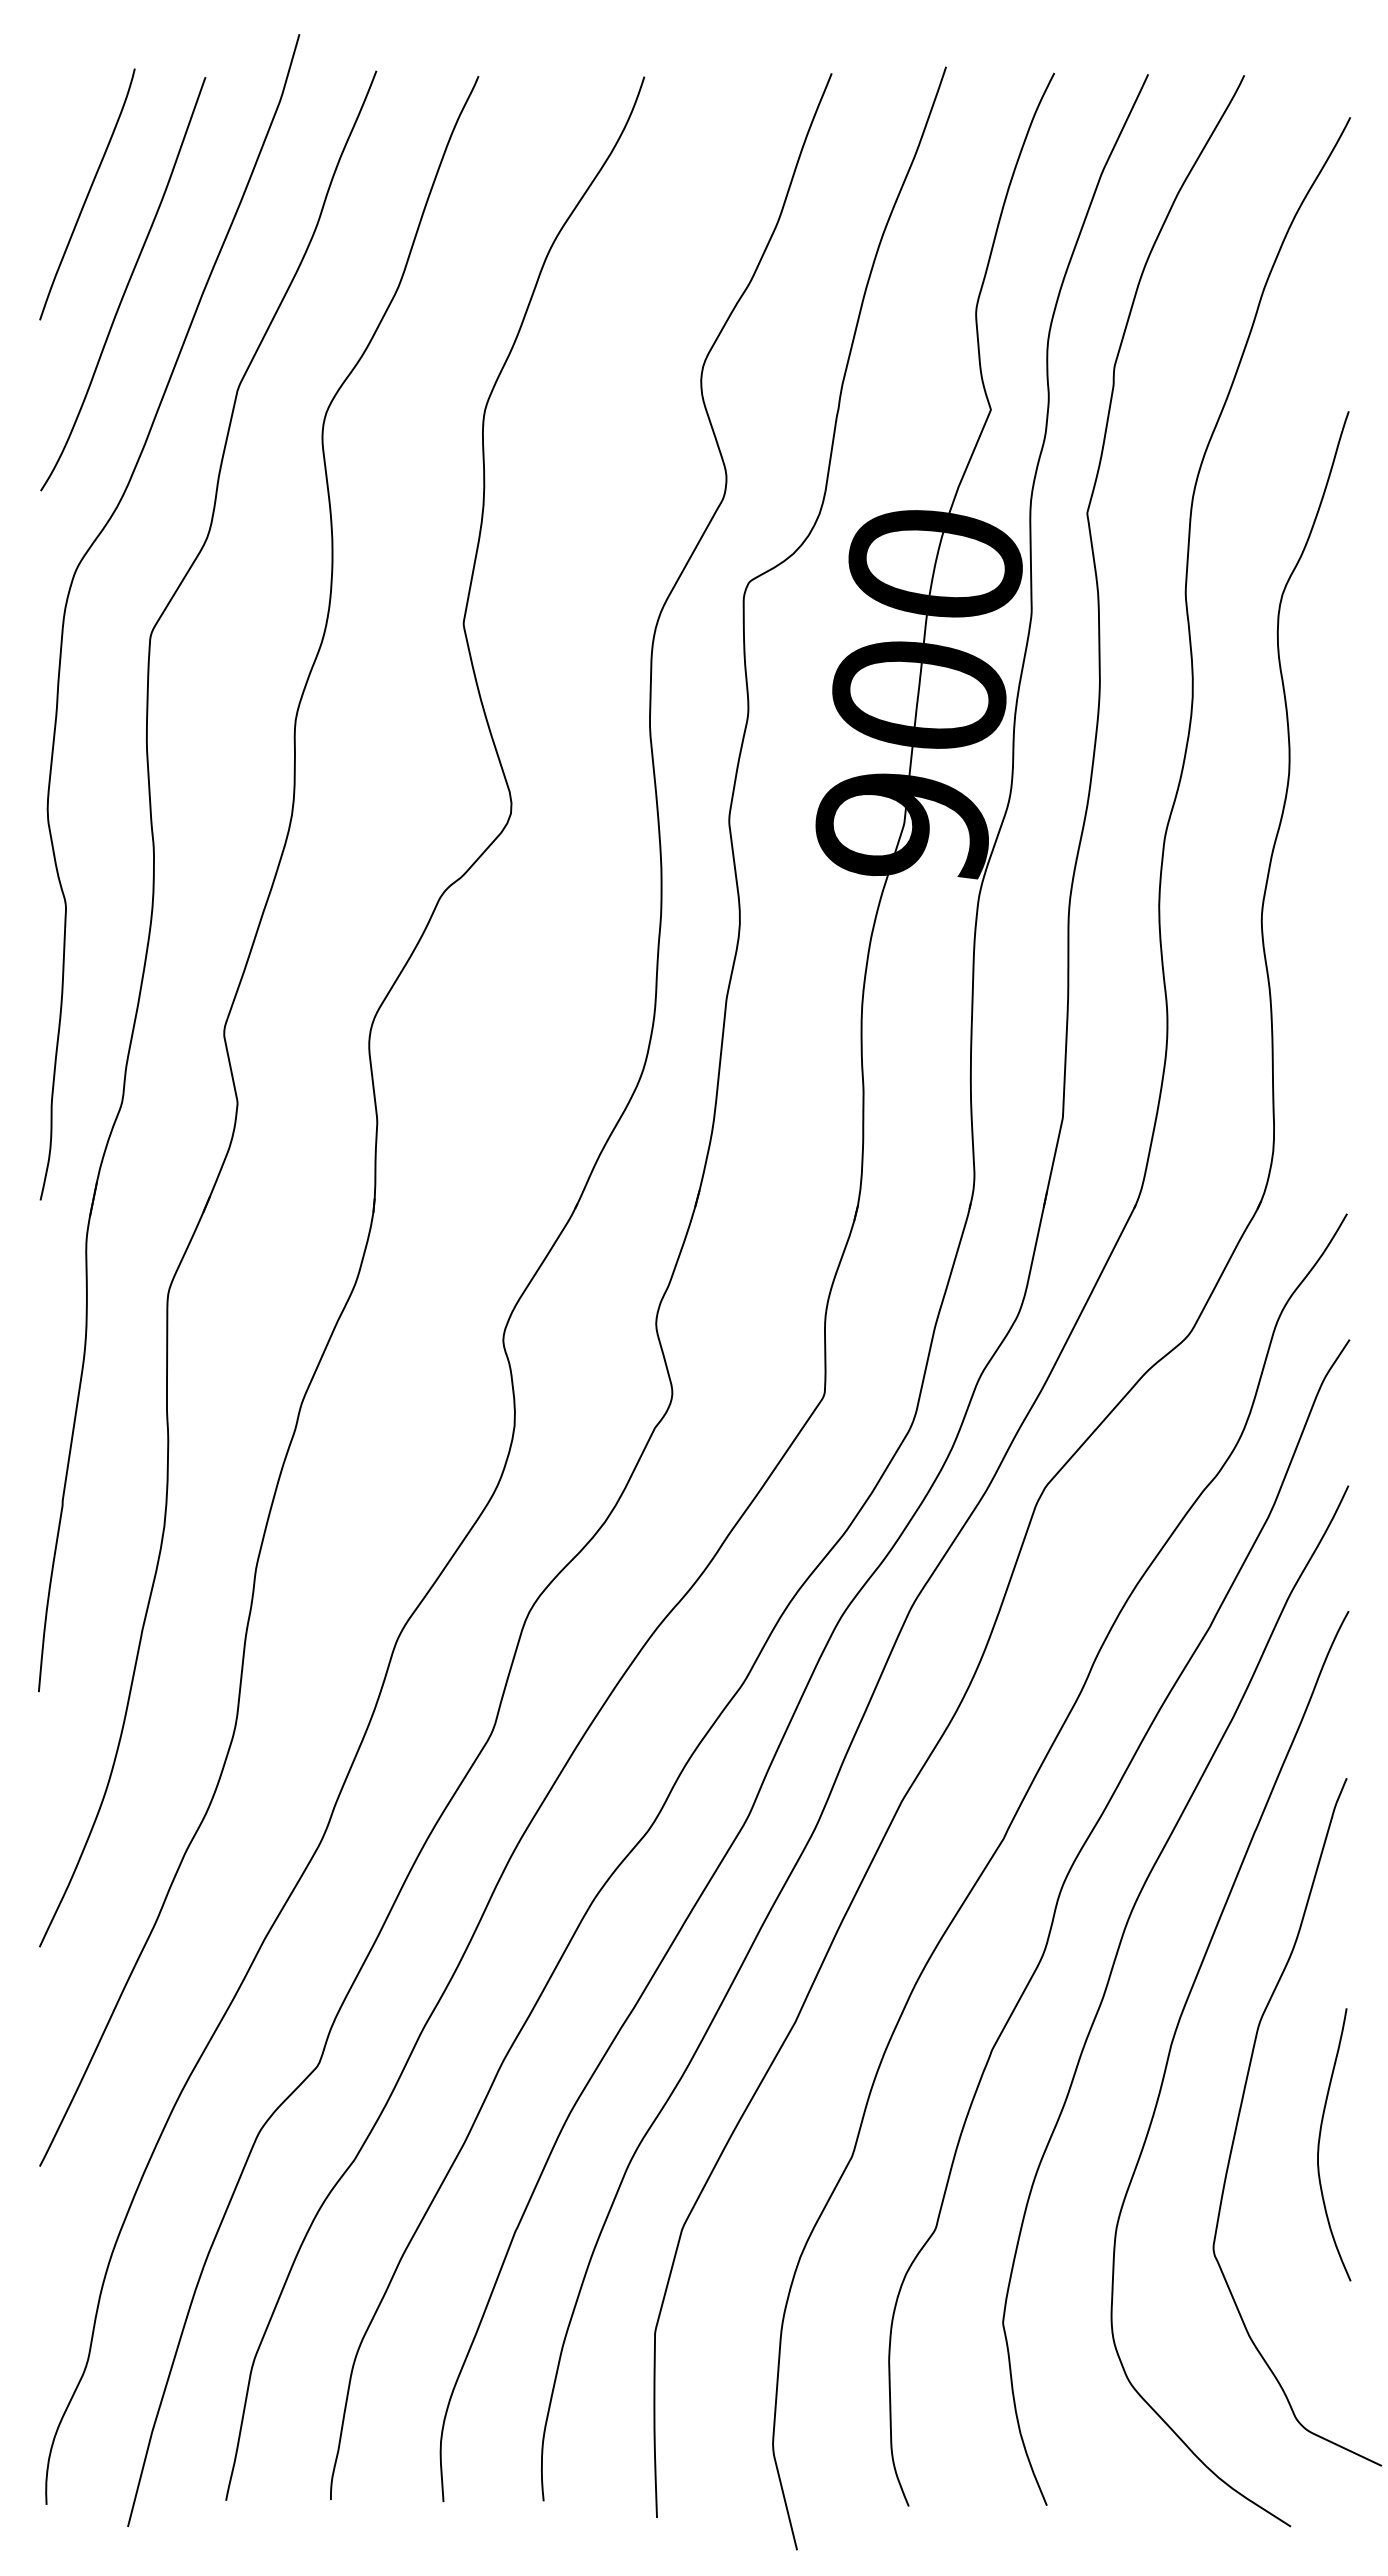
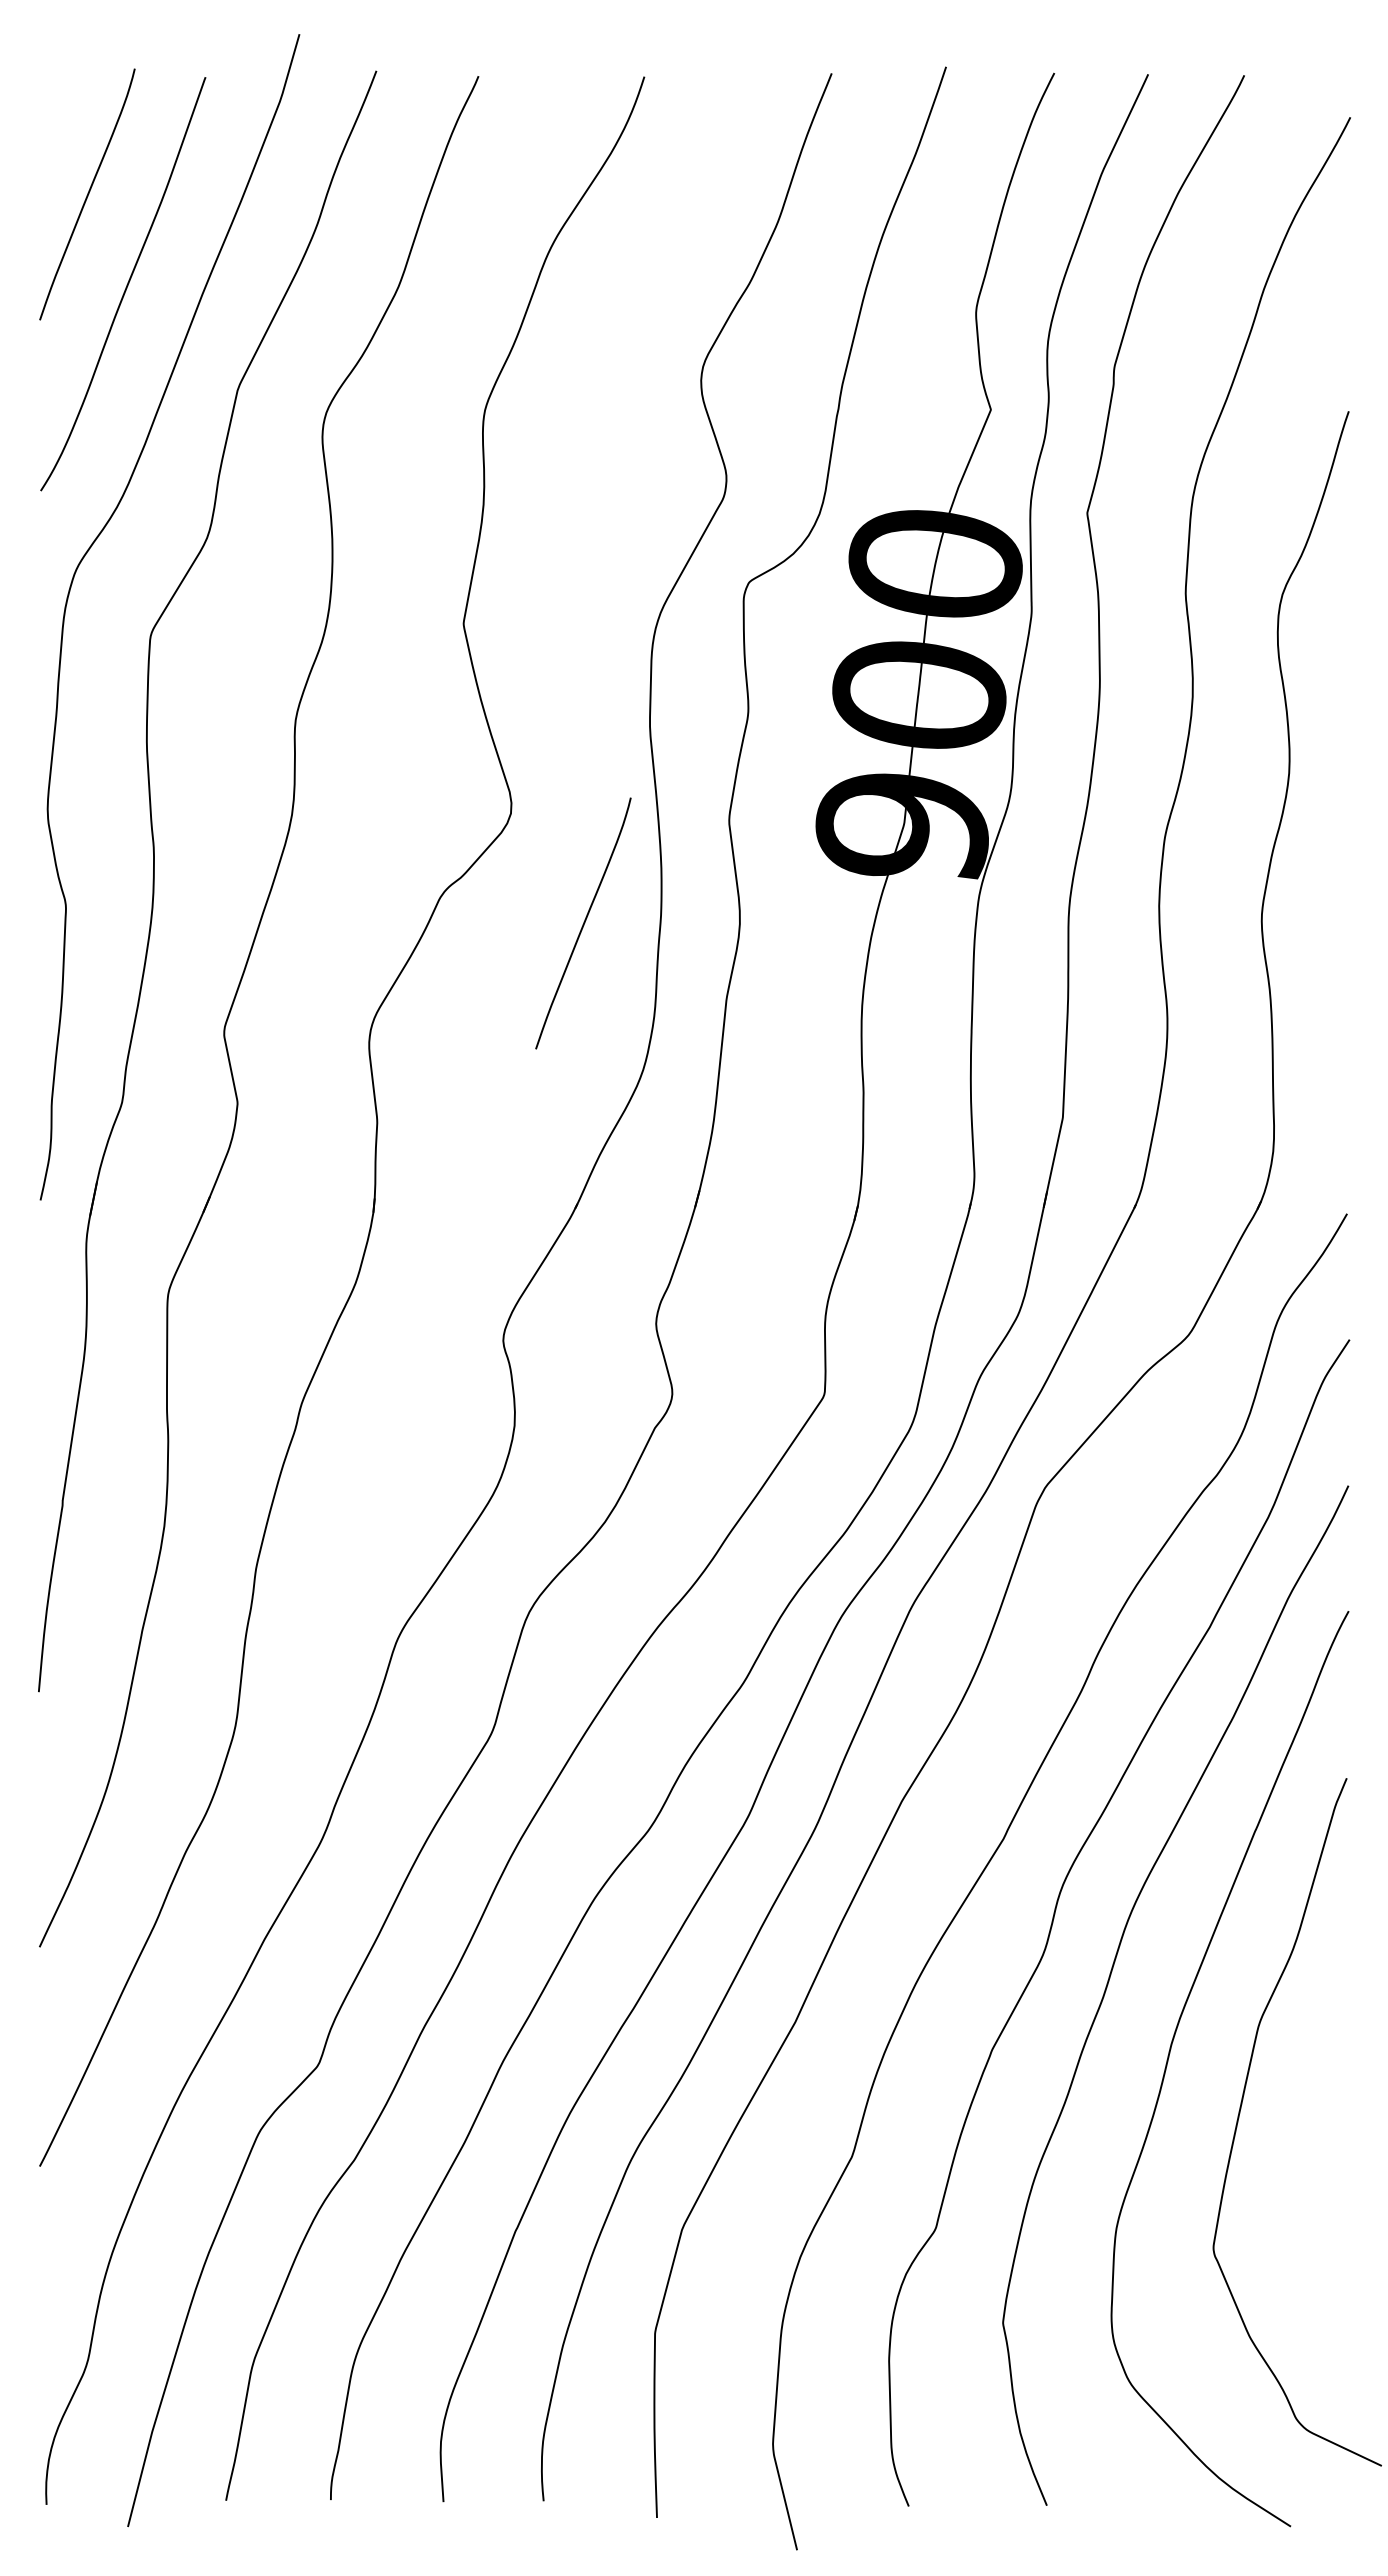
curve: none -> present (583, 923)
curve: present -> none (1320, 2140)
